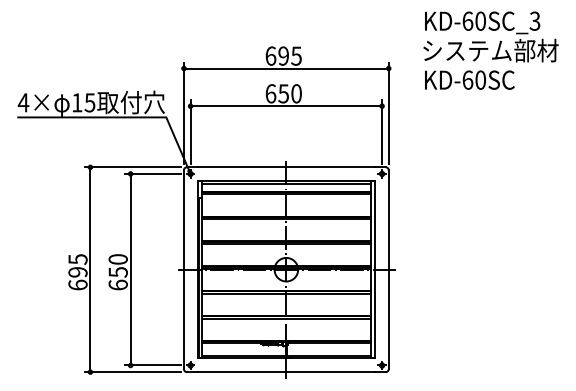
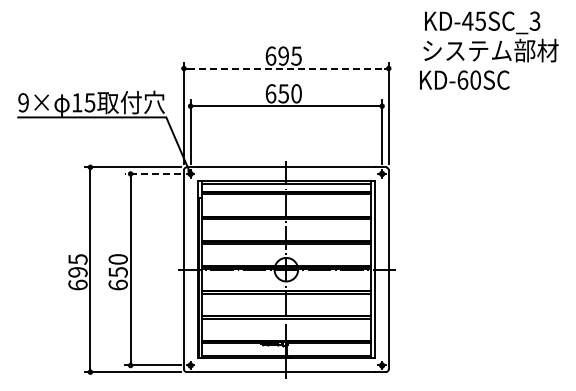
text: KD-60SC_3 -> KD-45SC_3 (473, 20)
line: solid -> dashed (286, 68)
text position: (469, 79) -> (464, 79) (464, 79)
text: 4× -> 9× (23, 102)
line: solid -> dashed (152, 173)
